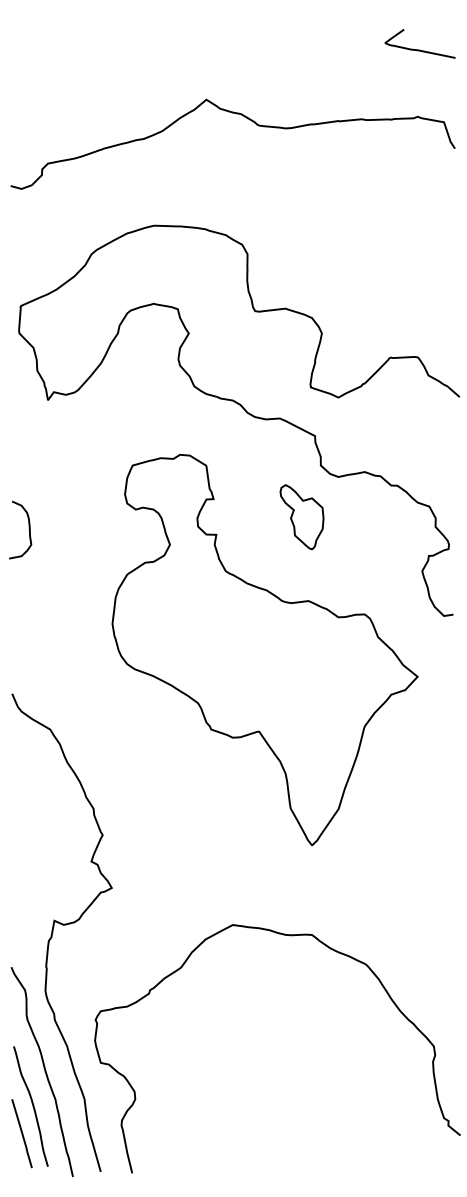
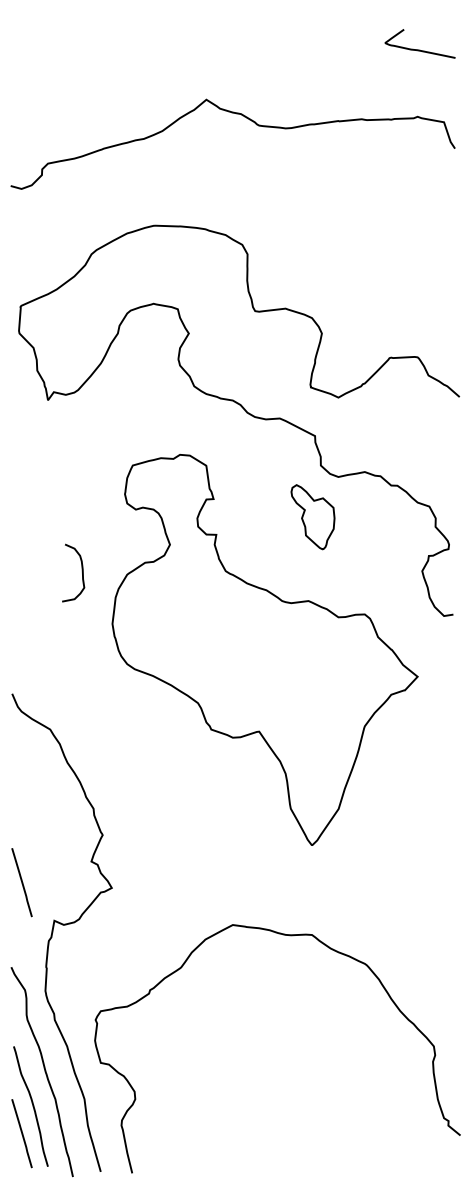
part position: (301, 517) -> (312, 517) (312, 517)
curve position: (28, 528) -> (81, 571) (81, 571)
line: none -> present (21, 882)
